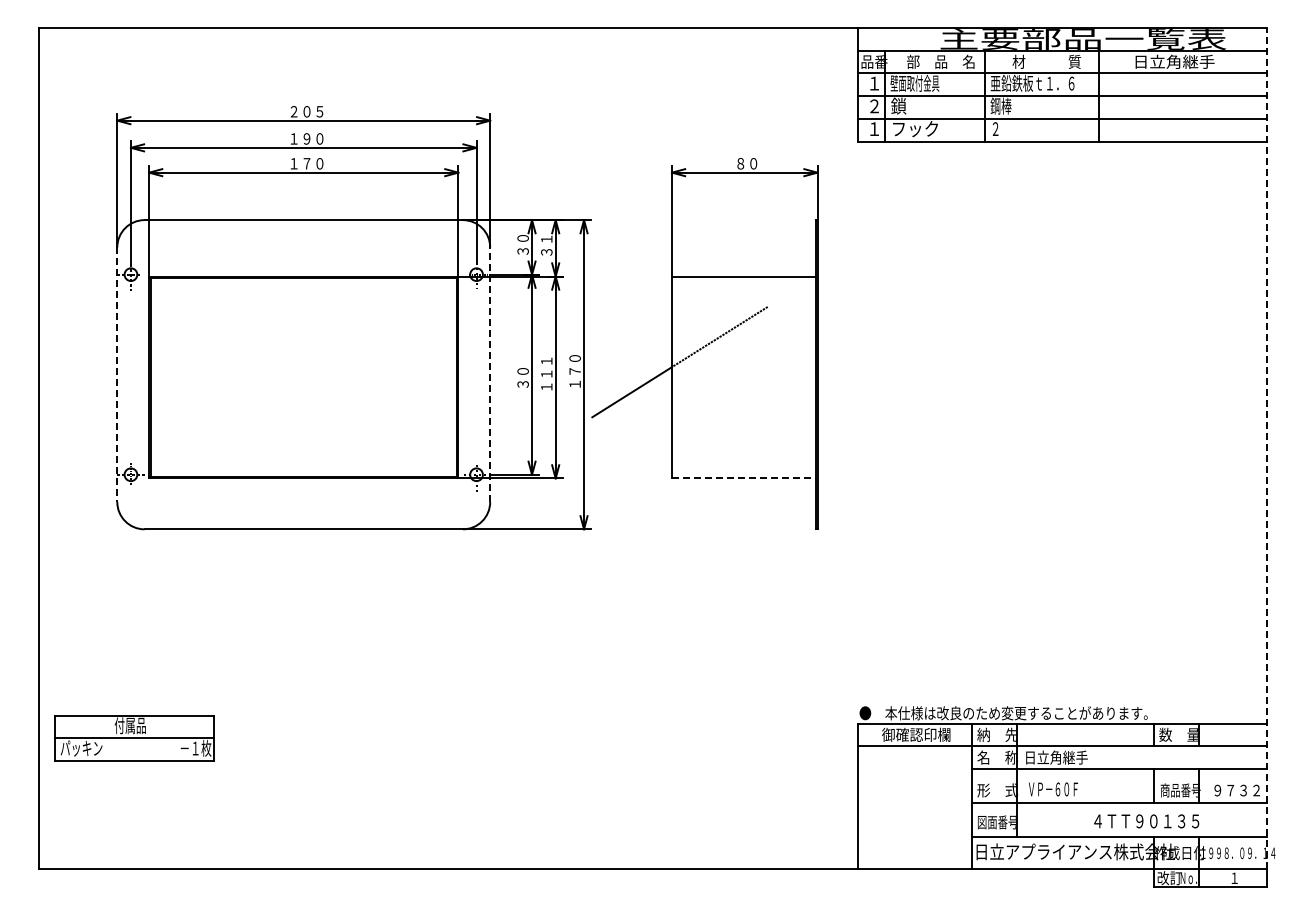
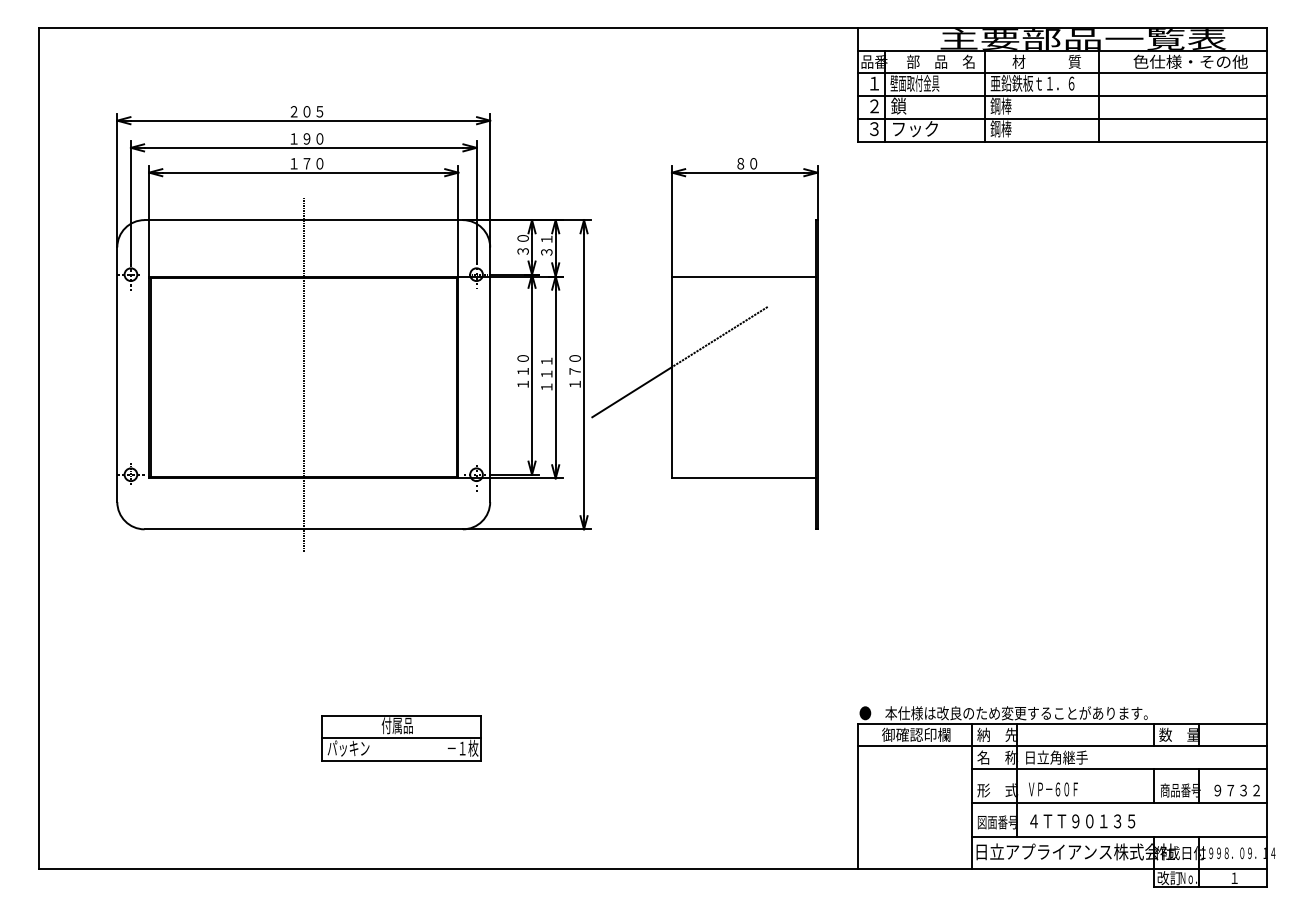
text: 日立角継手 -> 色仕様・その他 (1190, 61)
text: ２ -> 鋼棒 (1000, 128)
text: １ -> ３ (874, 129)
text: ３０ -> １１０ (522, 371)
line: none -> present (303, 374)
line: dashed -> solid (490, 374)
line: dashed -> solid (117, 375)
line: dashed -> solid (1267, 448)
line: dashed -> solid (744, 478)
part position: (134, 738) -> (401, 738) (401, 738)
text position: (1146, 821) -> (1082, 821) (1082, 821)
